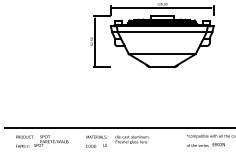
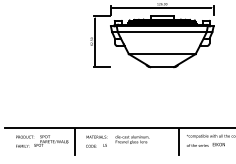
line: none -> present (74, 141)
line: none -> present (179, 141)
